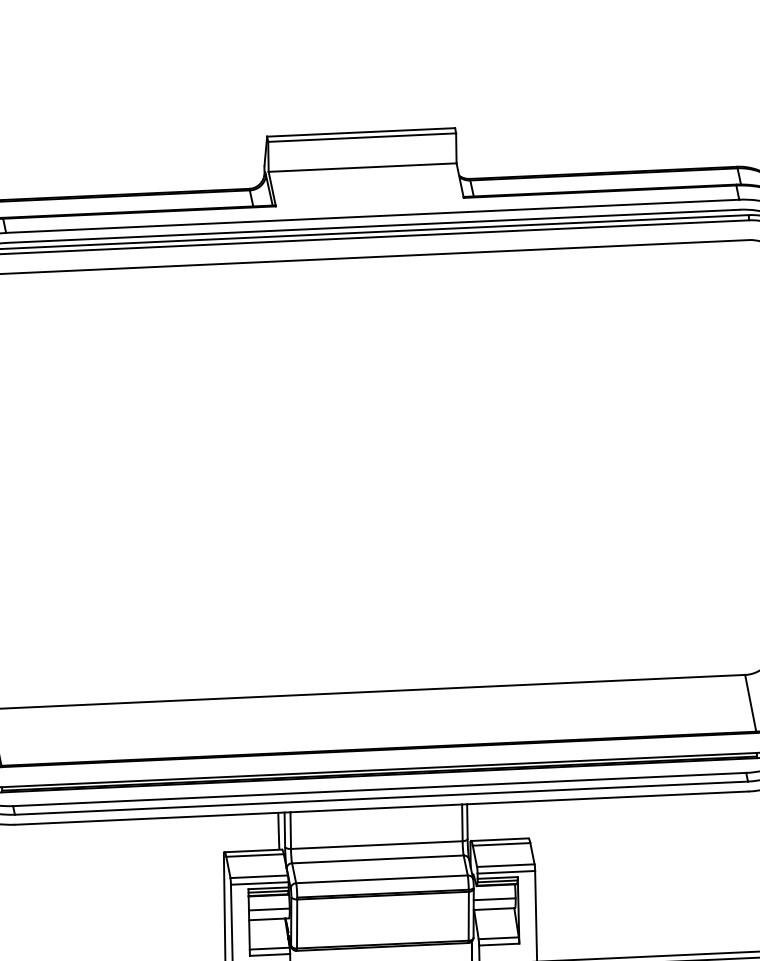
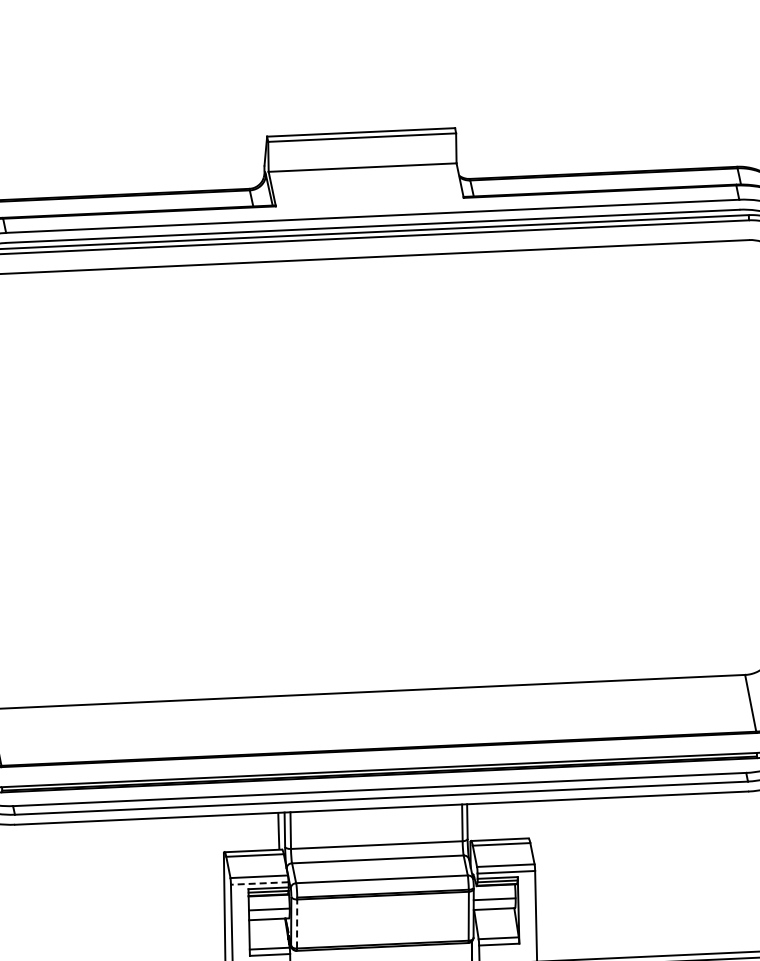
line: solid -> dashed (259, 883)
line: solid -> dashed (297, 923)
